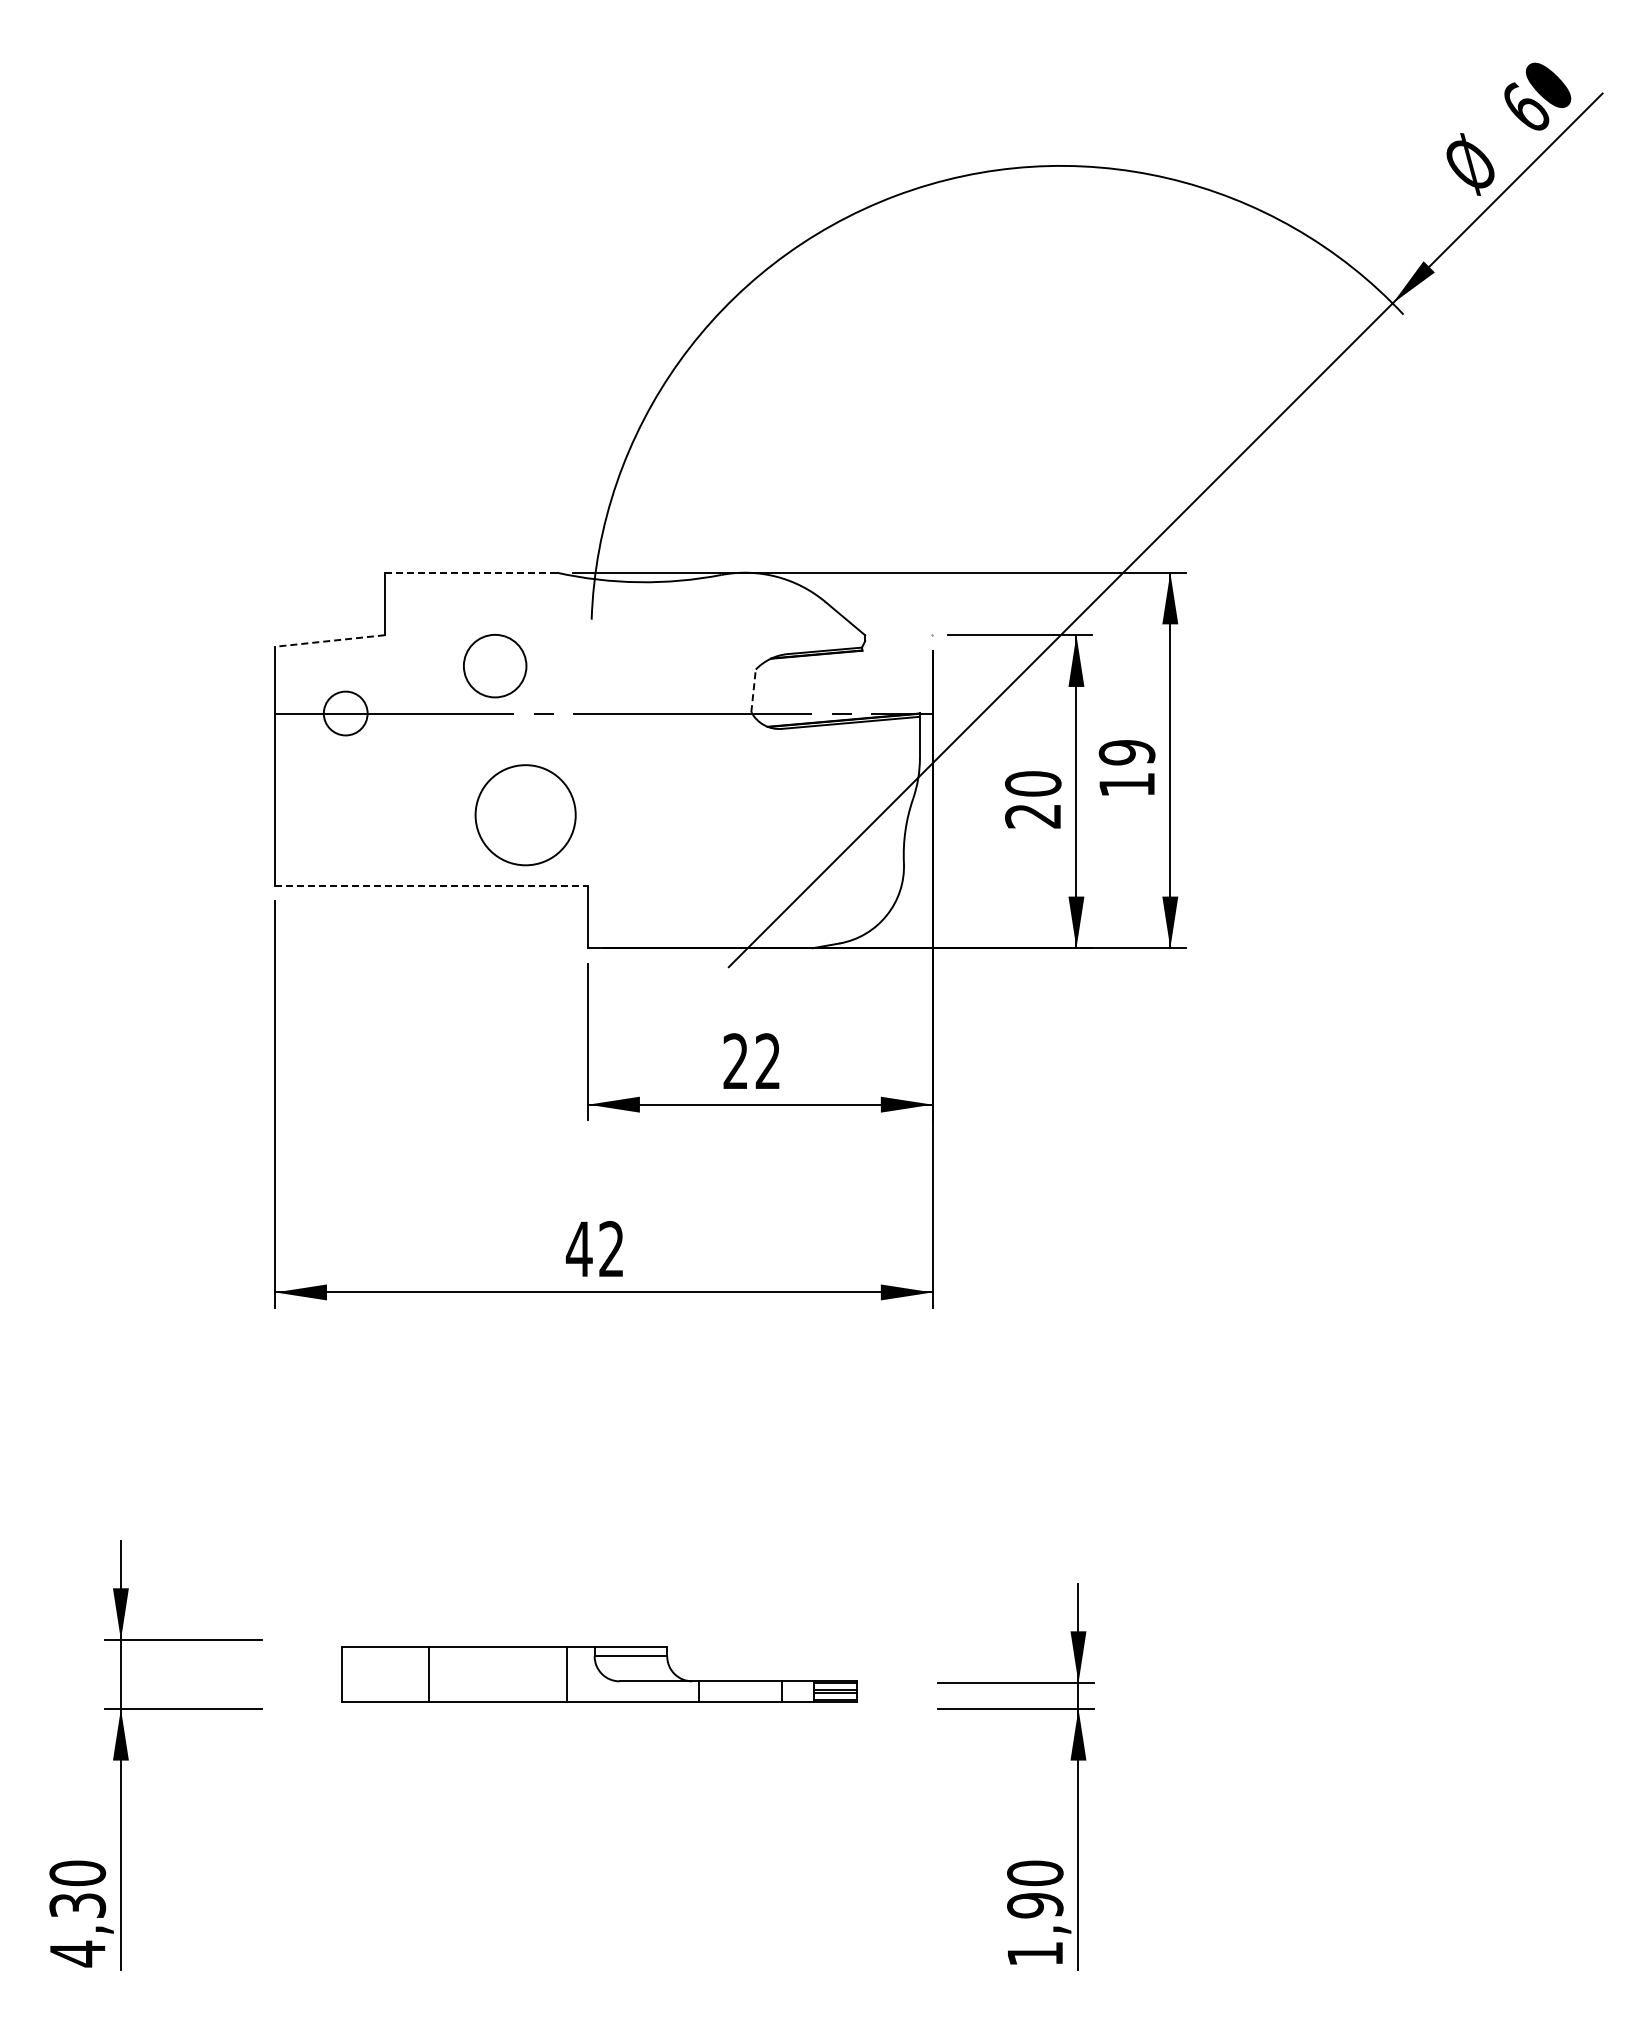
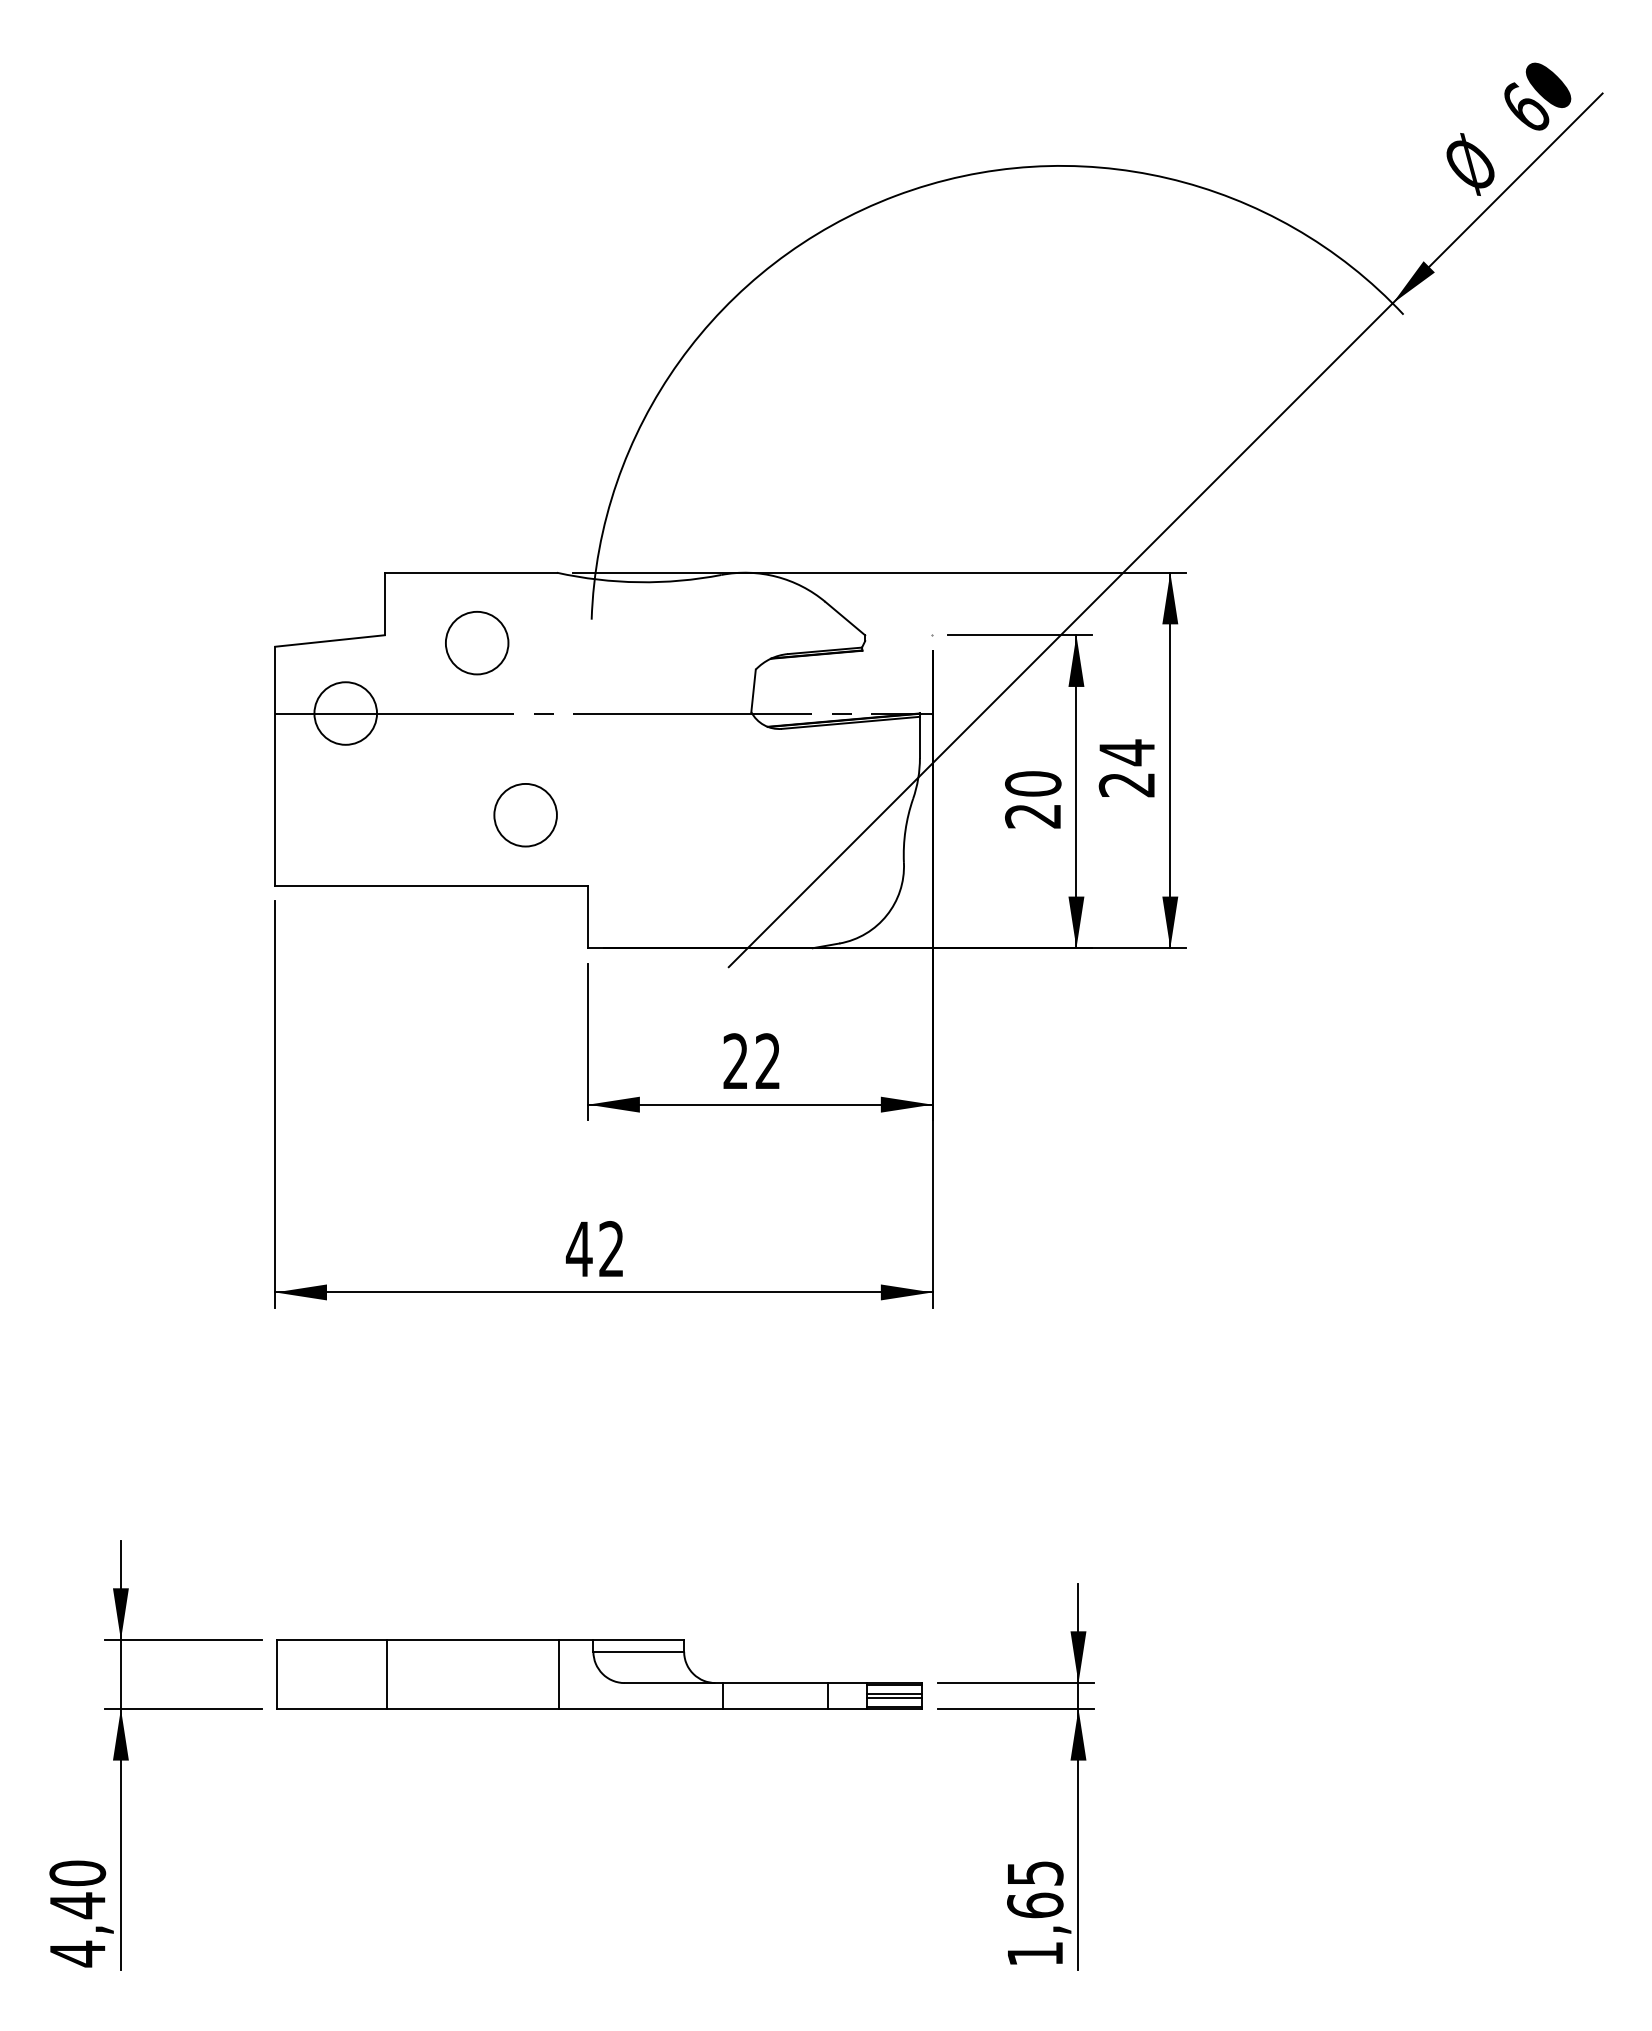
line: dashed -> solid (470, 572)
line: dashed -> solid (329, 641)
circle position: (495, 666) -> (477, 643) (477, 643)
line: dashed -> solid (753, 690)
circle diameter: 44 px -> 63 px (345, 713)
text: 19 -> 24 (1126, 768)
circle diameter: 100 px -> 63 px (525, 814)
line: dashed -> solid (432, 885)
part size: 517x57 px -> 647x71 px (599, 1674)
text: 1,90 -> 1,65 (1035, 1889)
text: 4,30 -> 4,40 (77, 1905)
